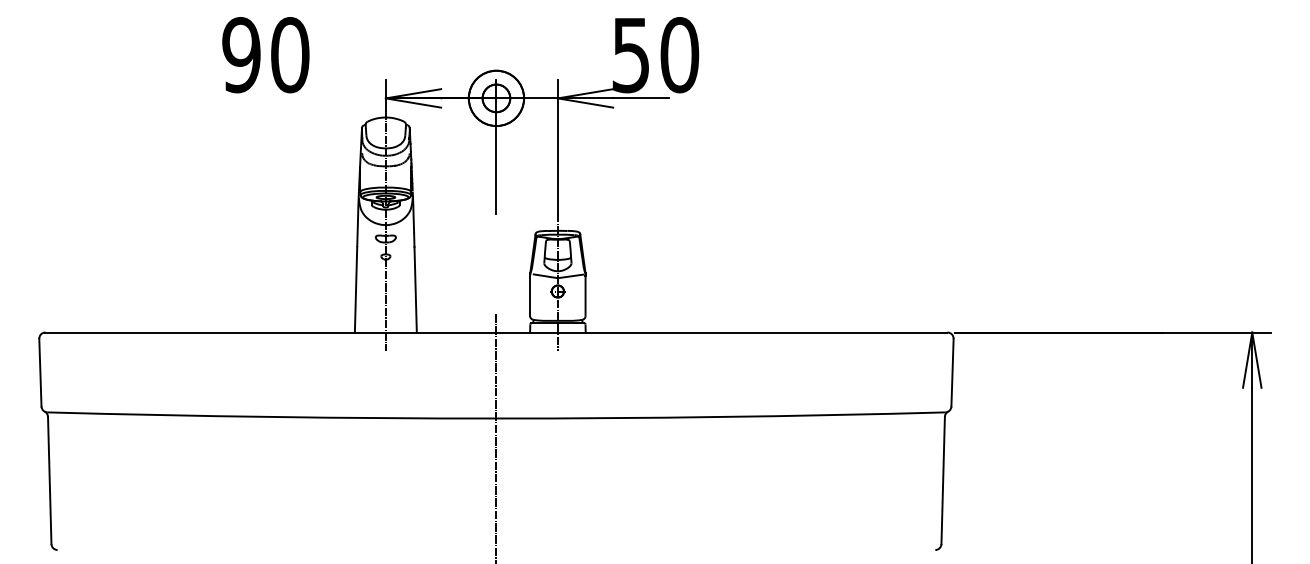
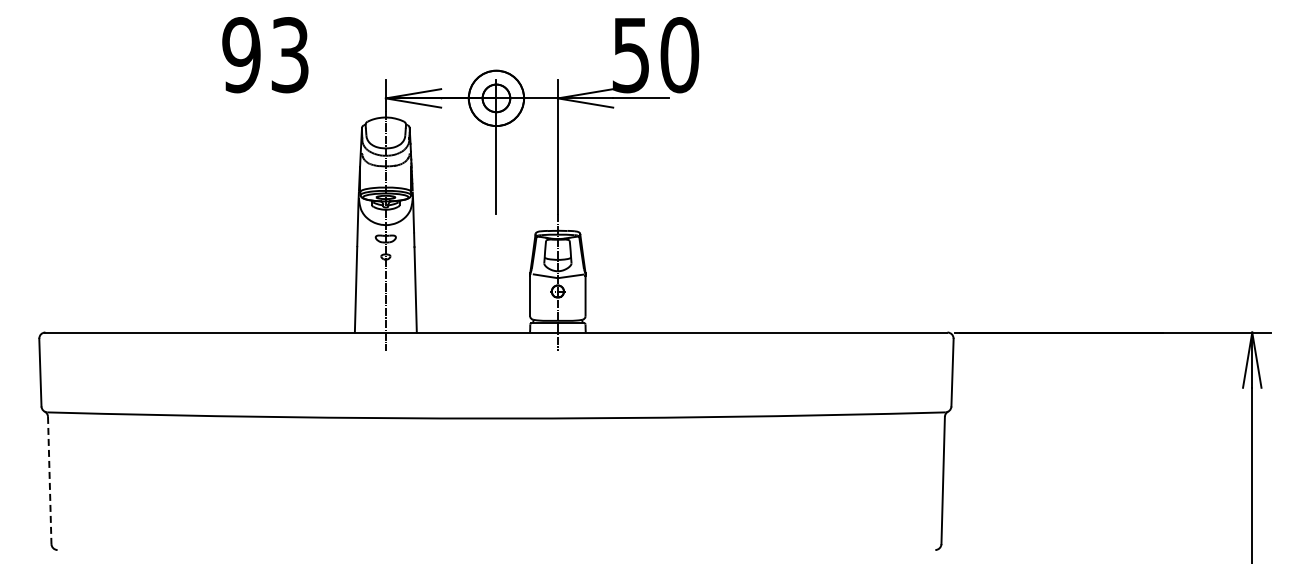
text: 90 -> 93 (290, 55)
line: present -> none (496, 437)
line: solid -> dashed (49, 480)
